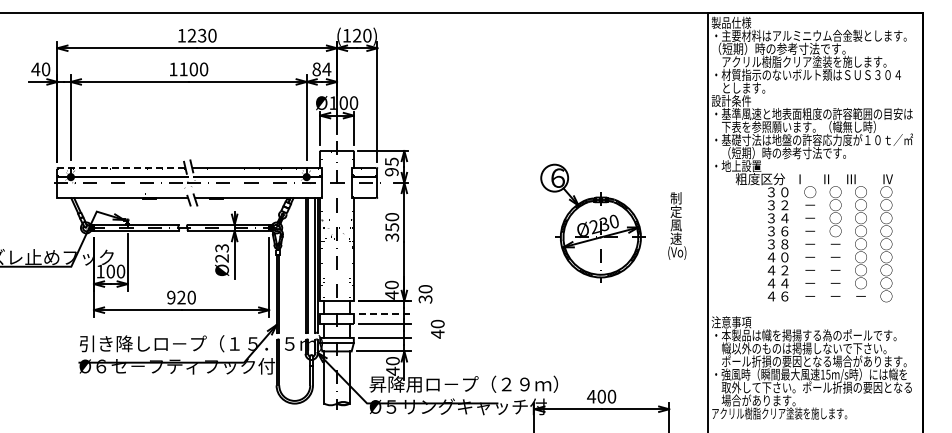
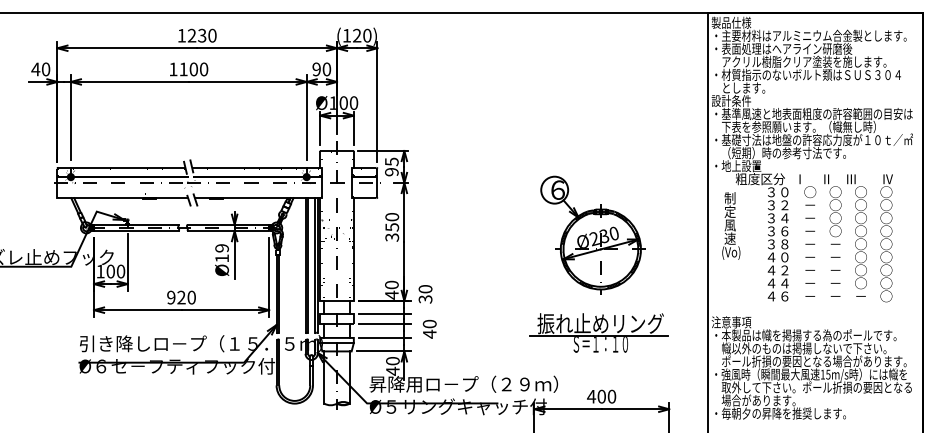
text: （短期）時の参考寸法です。 -> ・表面処理はヘアライン研磨後 (783, 48)
text: 84 -> 90 (321, 69)
line: dashed -> solid (121, 167)
part position: (592, 222) -> (592, 234) (592, 234)
text position: (677, 225) -> (731, 225) (731, 225)
text: Ø23 -> Ø19 (221, 253)
line: dashed -> solid (385, 314)
text position: (437, 328) -> (429, 328) (429, 328)
part: none -> present (598, 332)
text: アクリル樹脂クリア塗装を施します。 -> ・毎朝夕の昇降を推奨します。 (779, 413)
